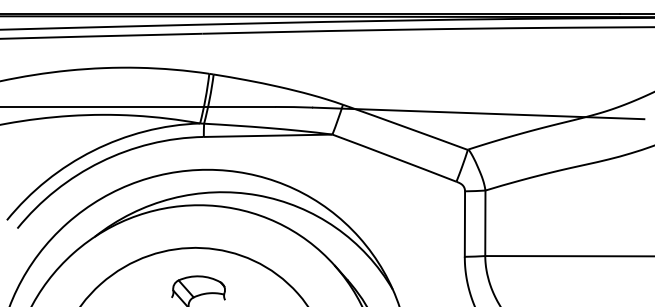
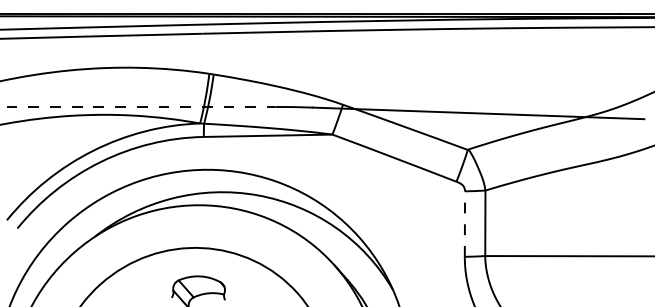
line: solid -> dashed (138, 106)
line: solid -> dashed (464, 224)
